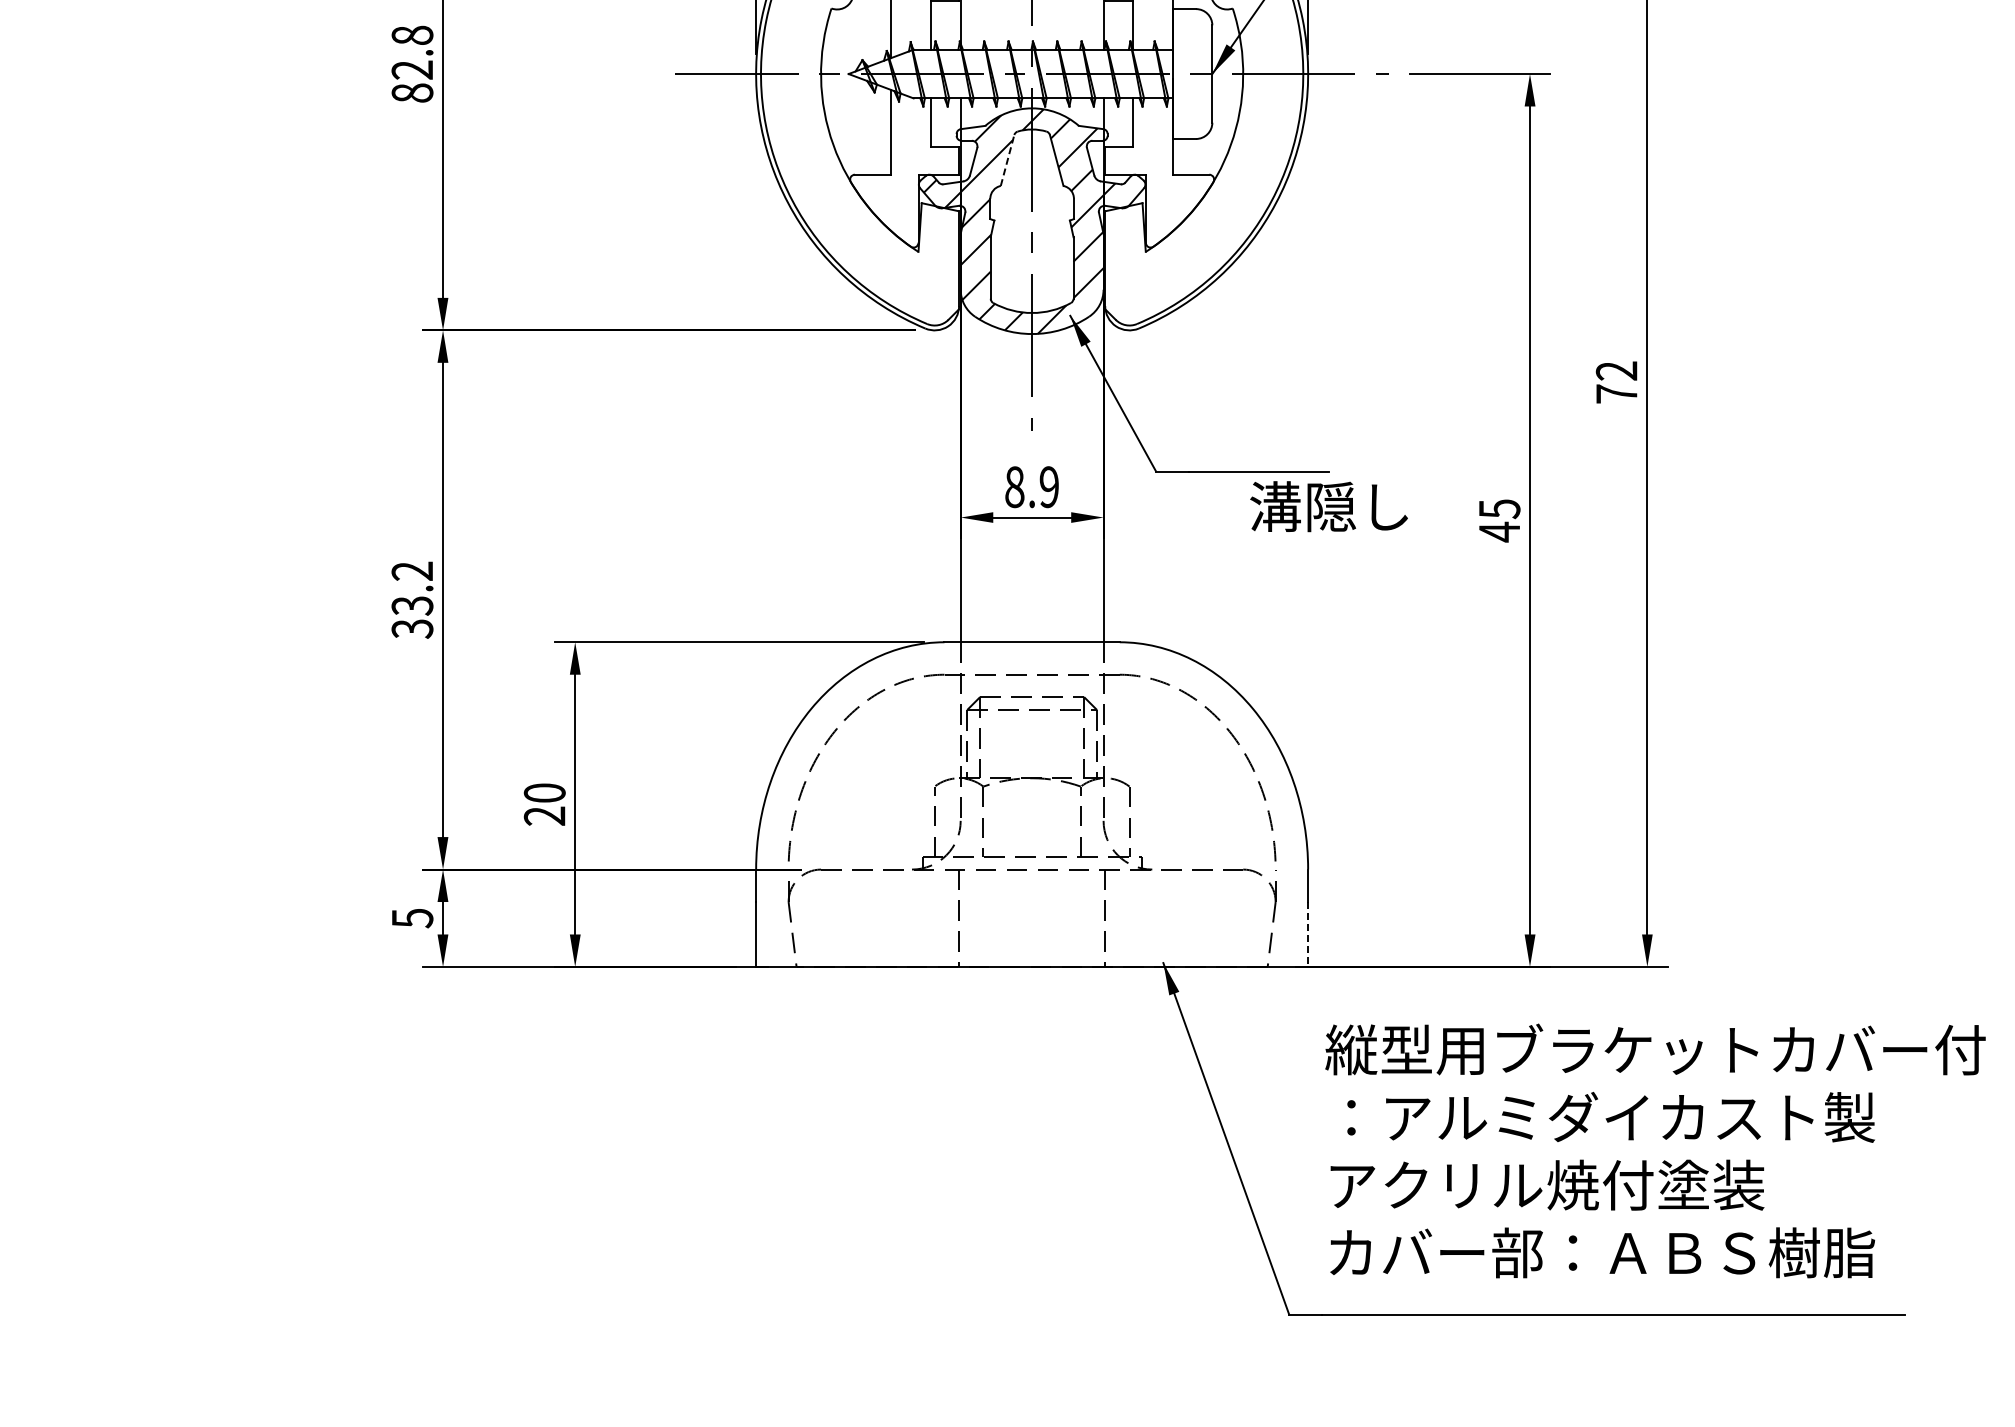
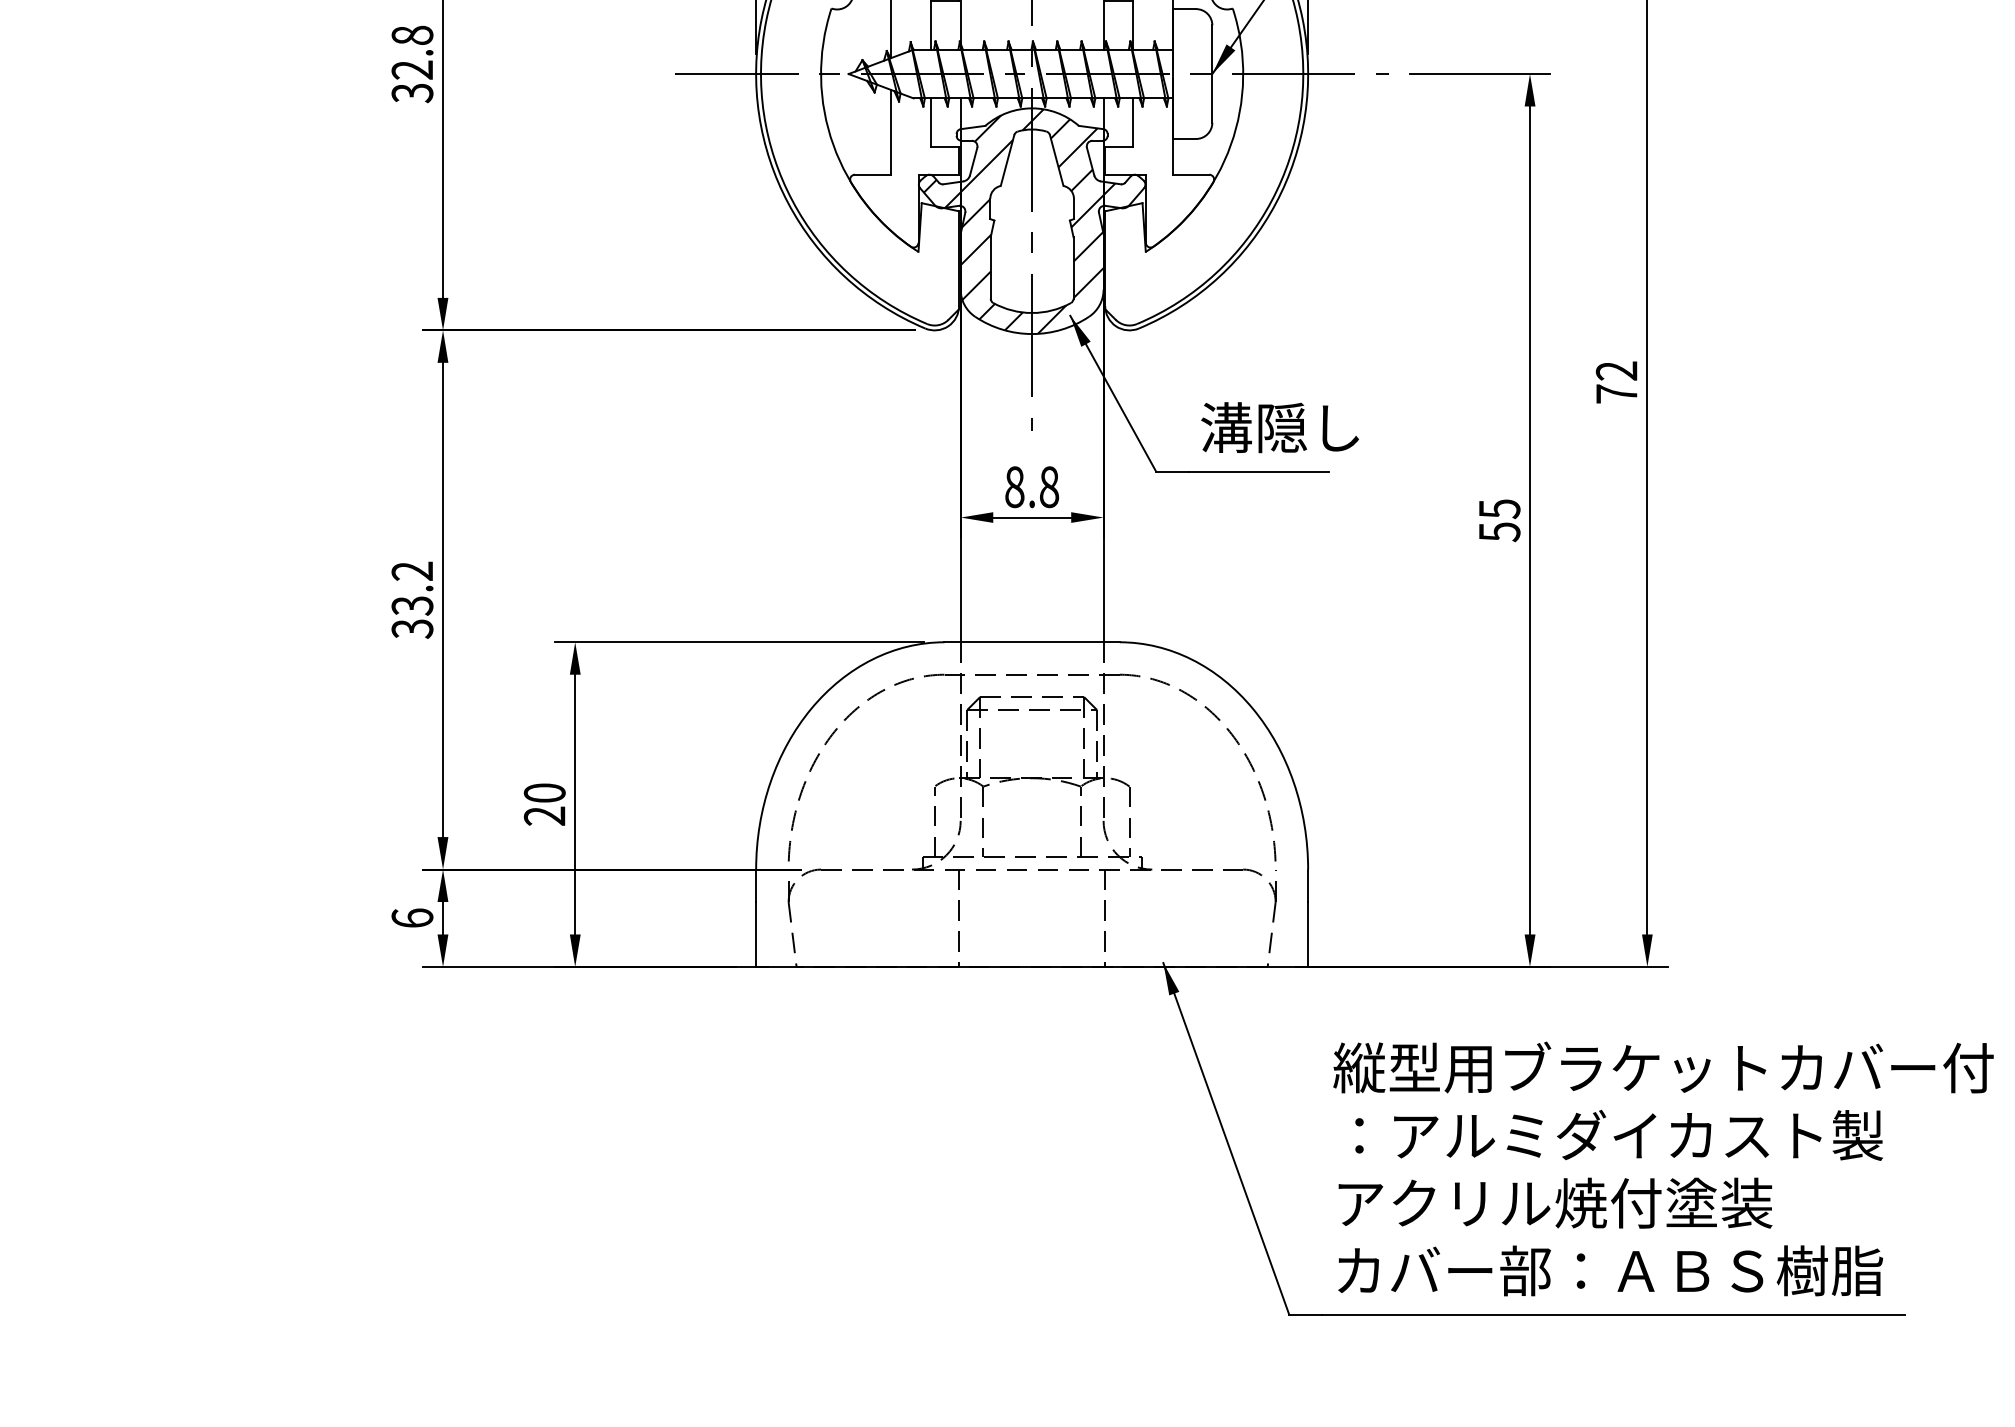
text: 82.8 -> 32.8 (412, 93)
line: dashed -> solid (1007, 160)
text: 8.9 -> 8.8 (1049, 487)
text position: (1328, 506) -> (1279, 427) (1279, 427)
text: 45 -> 55 (1499, 531)
text: 5 -> 6 (412, 918)
line: dashed -> solid (1308, 935)
text position: (1655, 1150) -> (1663, 1168) (1663, 1168)
